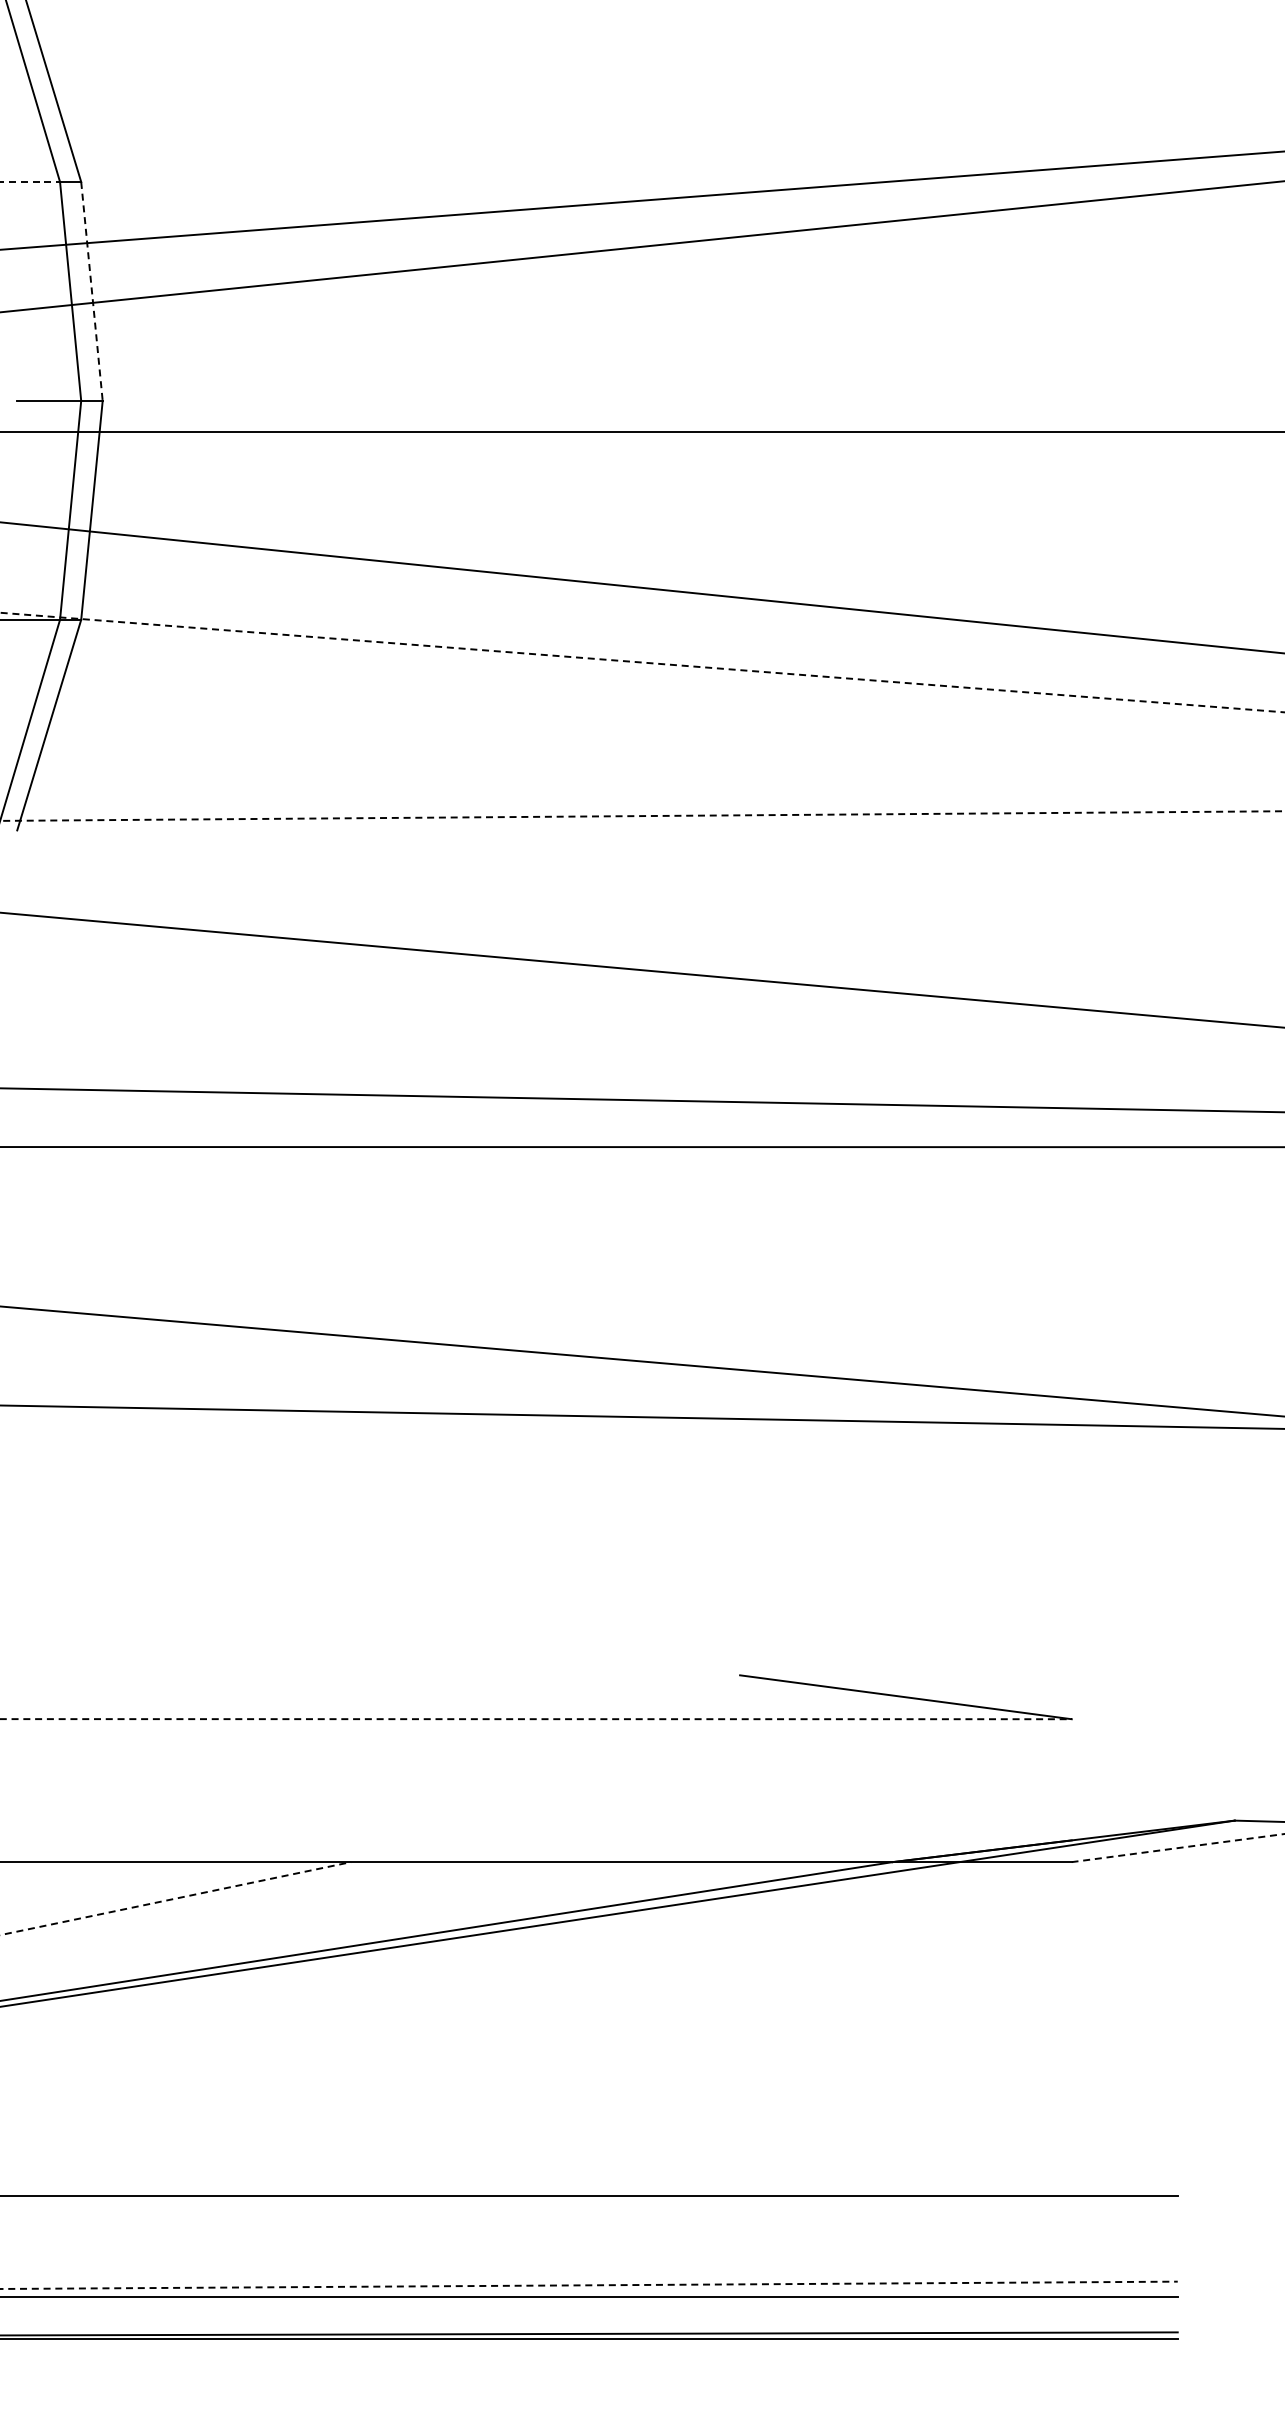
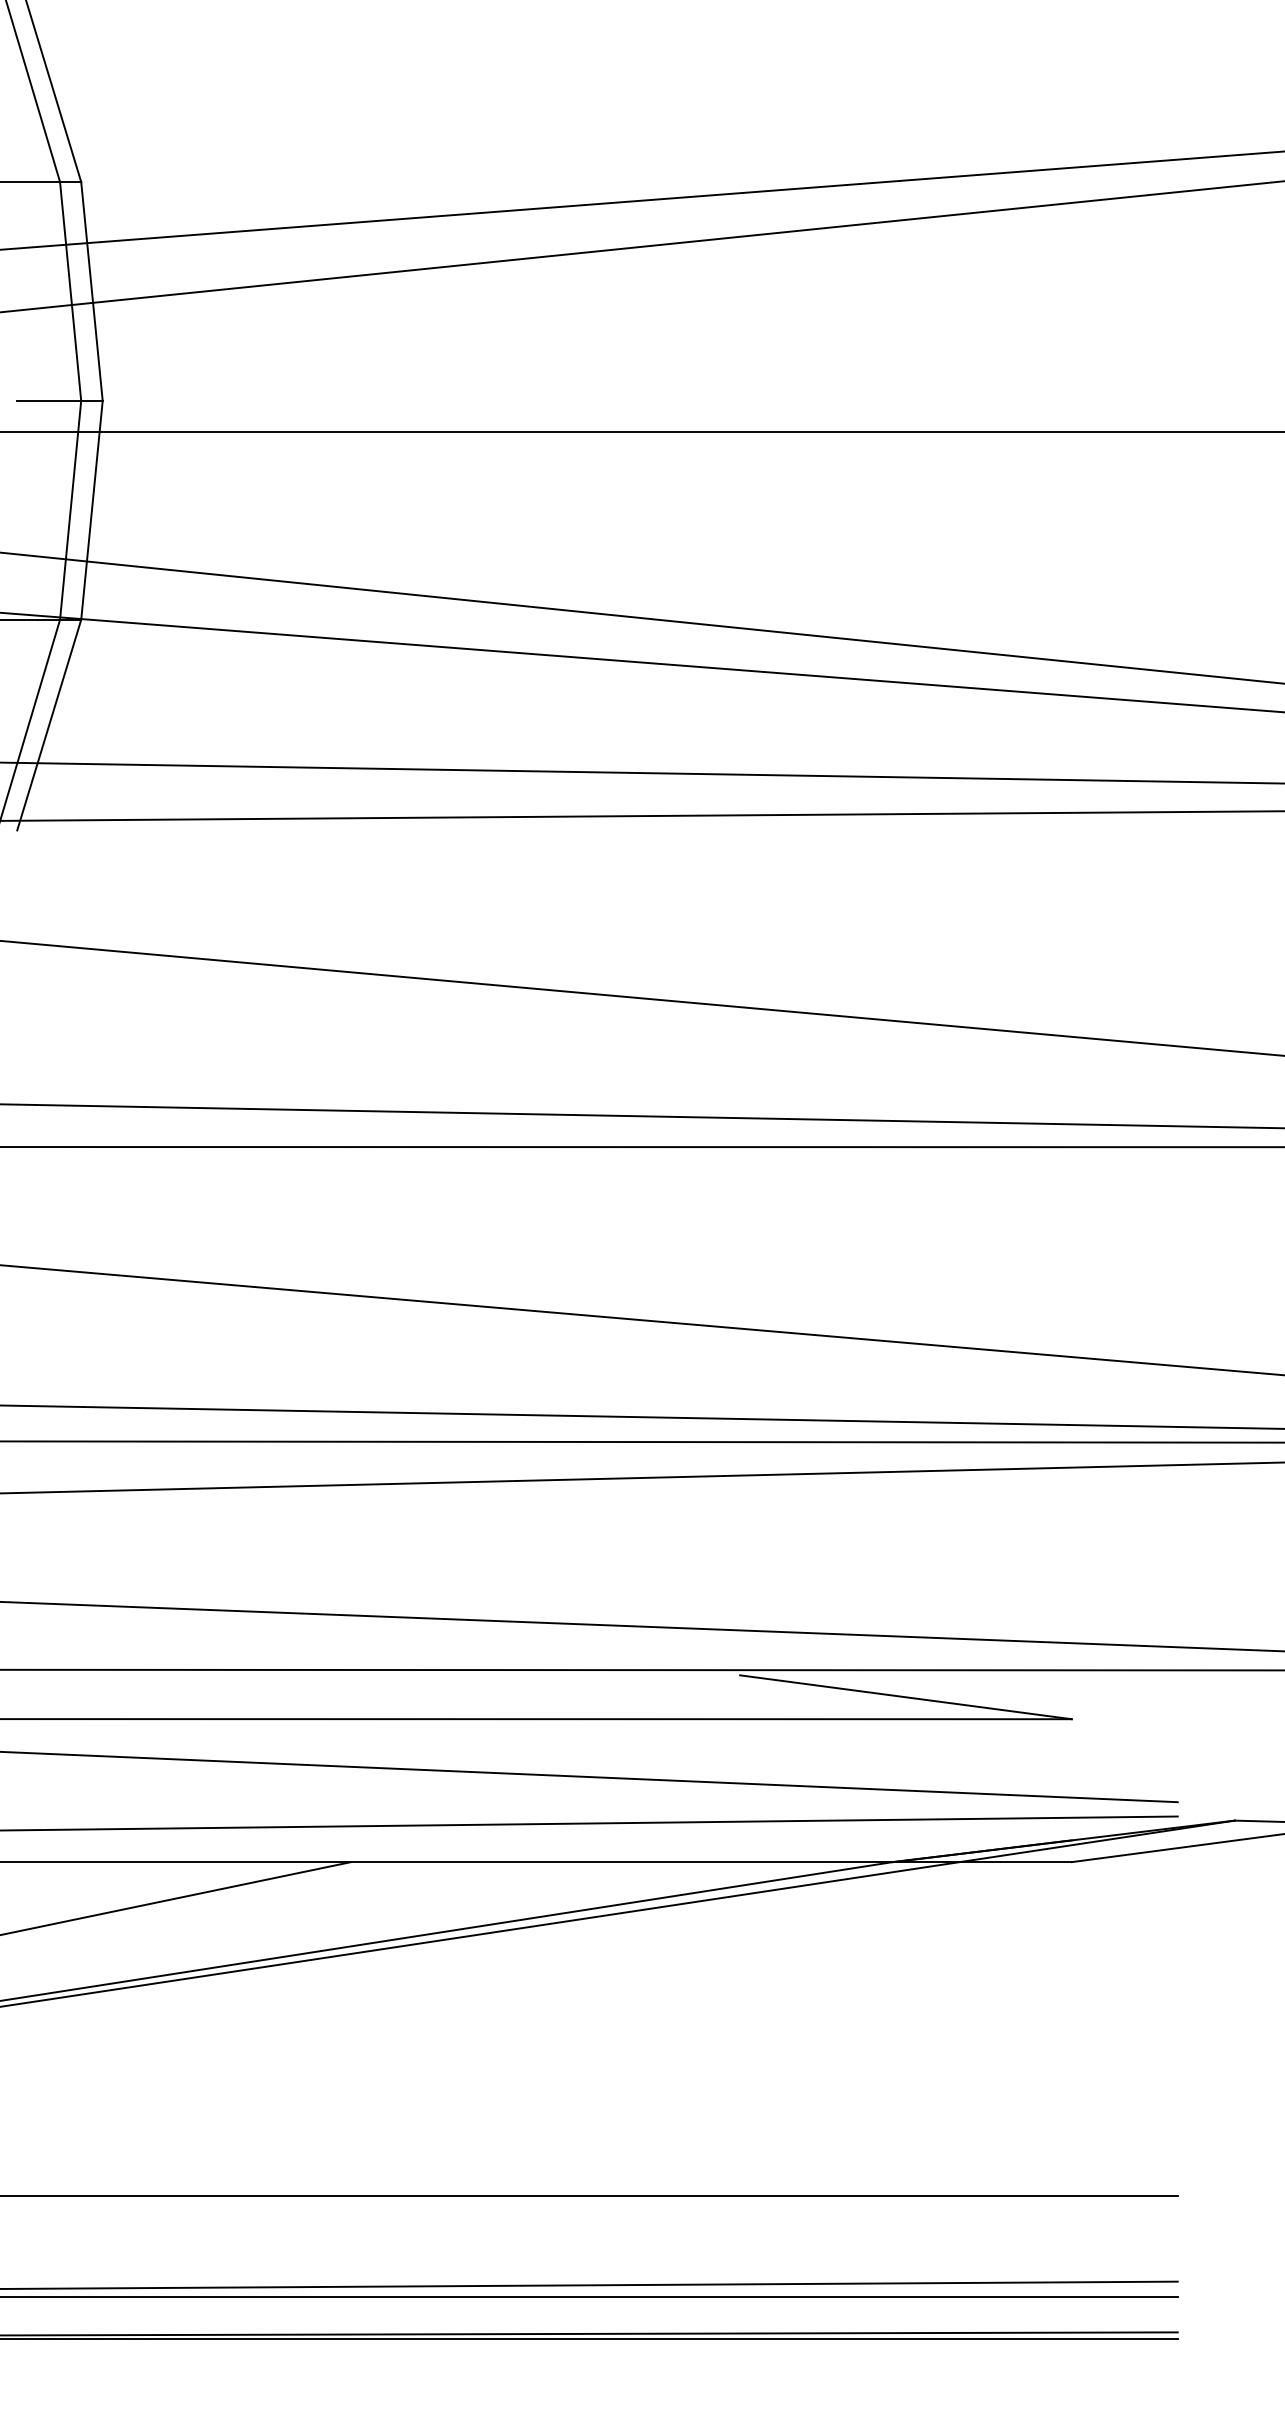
line: dashed -> solid (30, 181)
line: dashed -> solid (92, 291)
line position: (641, 587) -> (641, 617) (641, 617)
line: dashed -> solid (642, 662)
line: none -> present (641, 772)
line: dashed -> solid (642, 816)
line position: (641, 969) -> (641, 998) (641, 998)
line position: (641, 1100) -> (641, 1116) (641, 1116)
line position: (641, 1361) -> (641, 1320) (641, 1320)
line: none -> present (641, 1441)
line: none -> present (641, 1477)
line: none -> present (641, 1626)
line: none -> present (641, 1669)
line: dashed -> solid (536, 1719)
line: none -> present (589, 1776)
line: none -> present (589, 1823)
line: dashed -> solid (1177, 1848)
line: dashed -> solid (175, 1898)
line: dashed -> solid (589, 2285)
